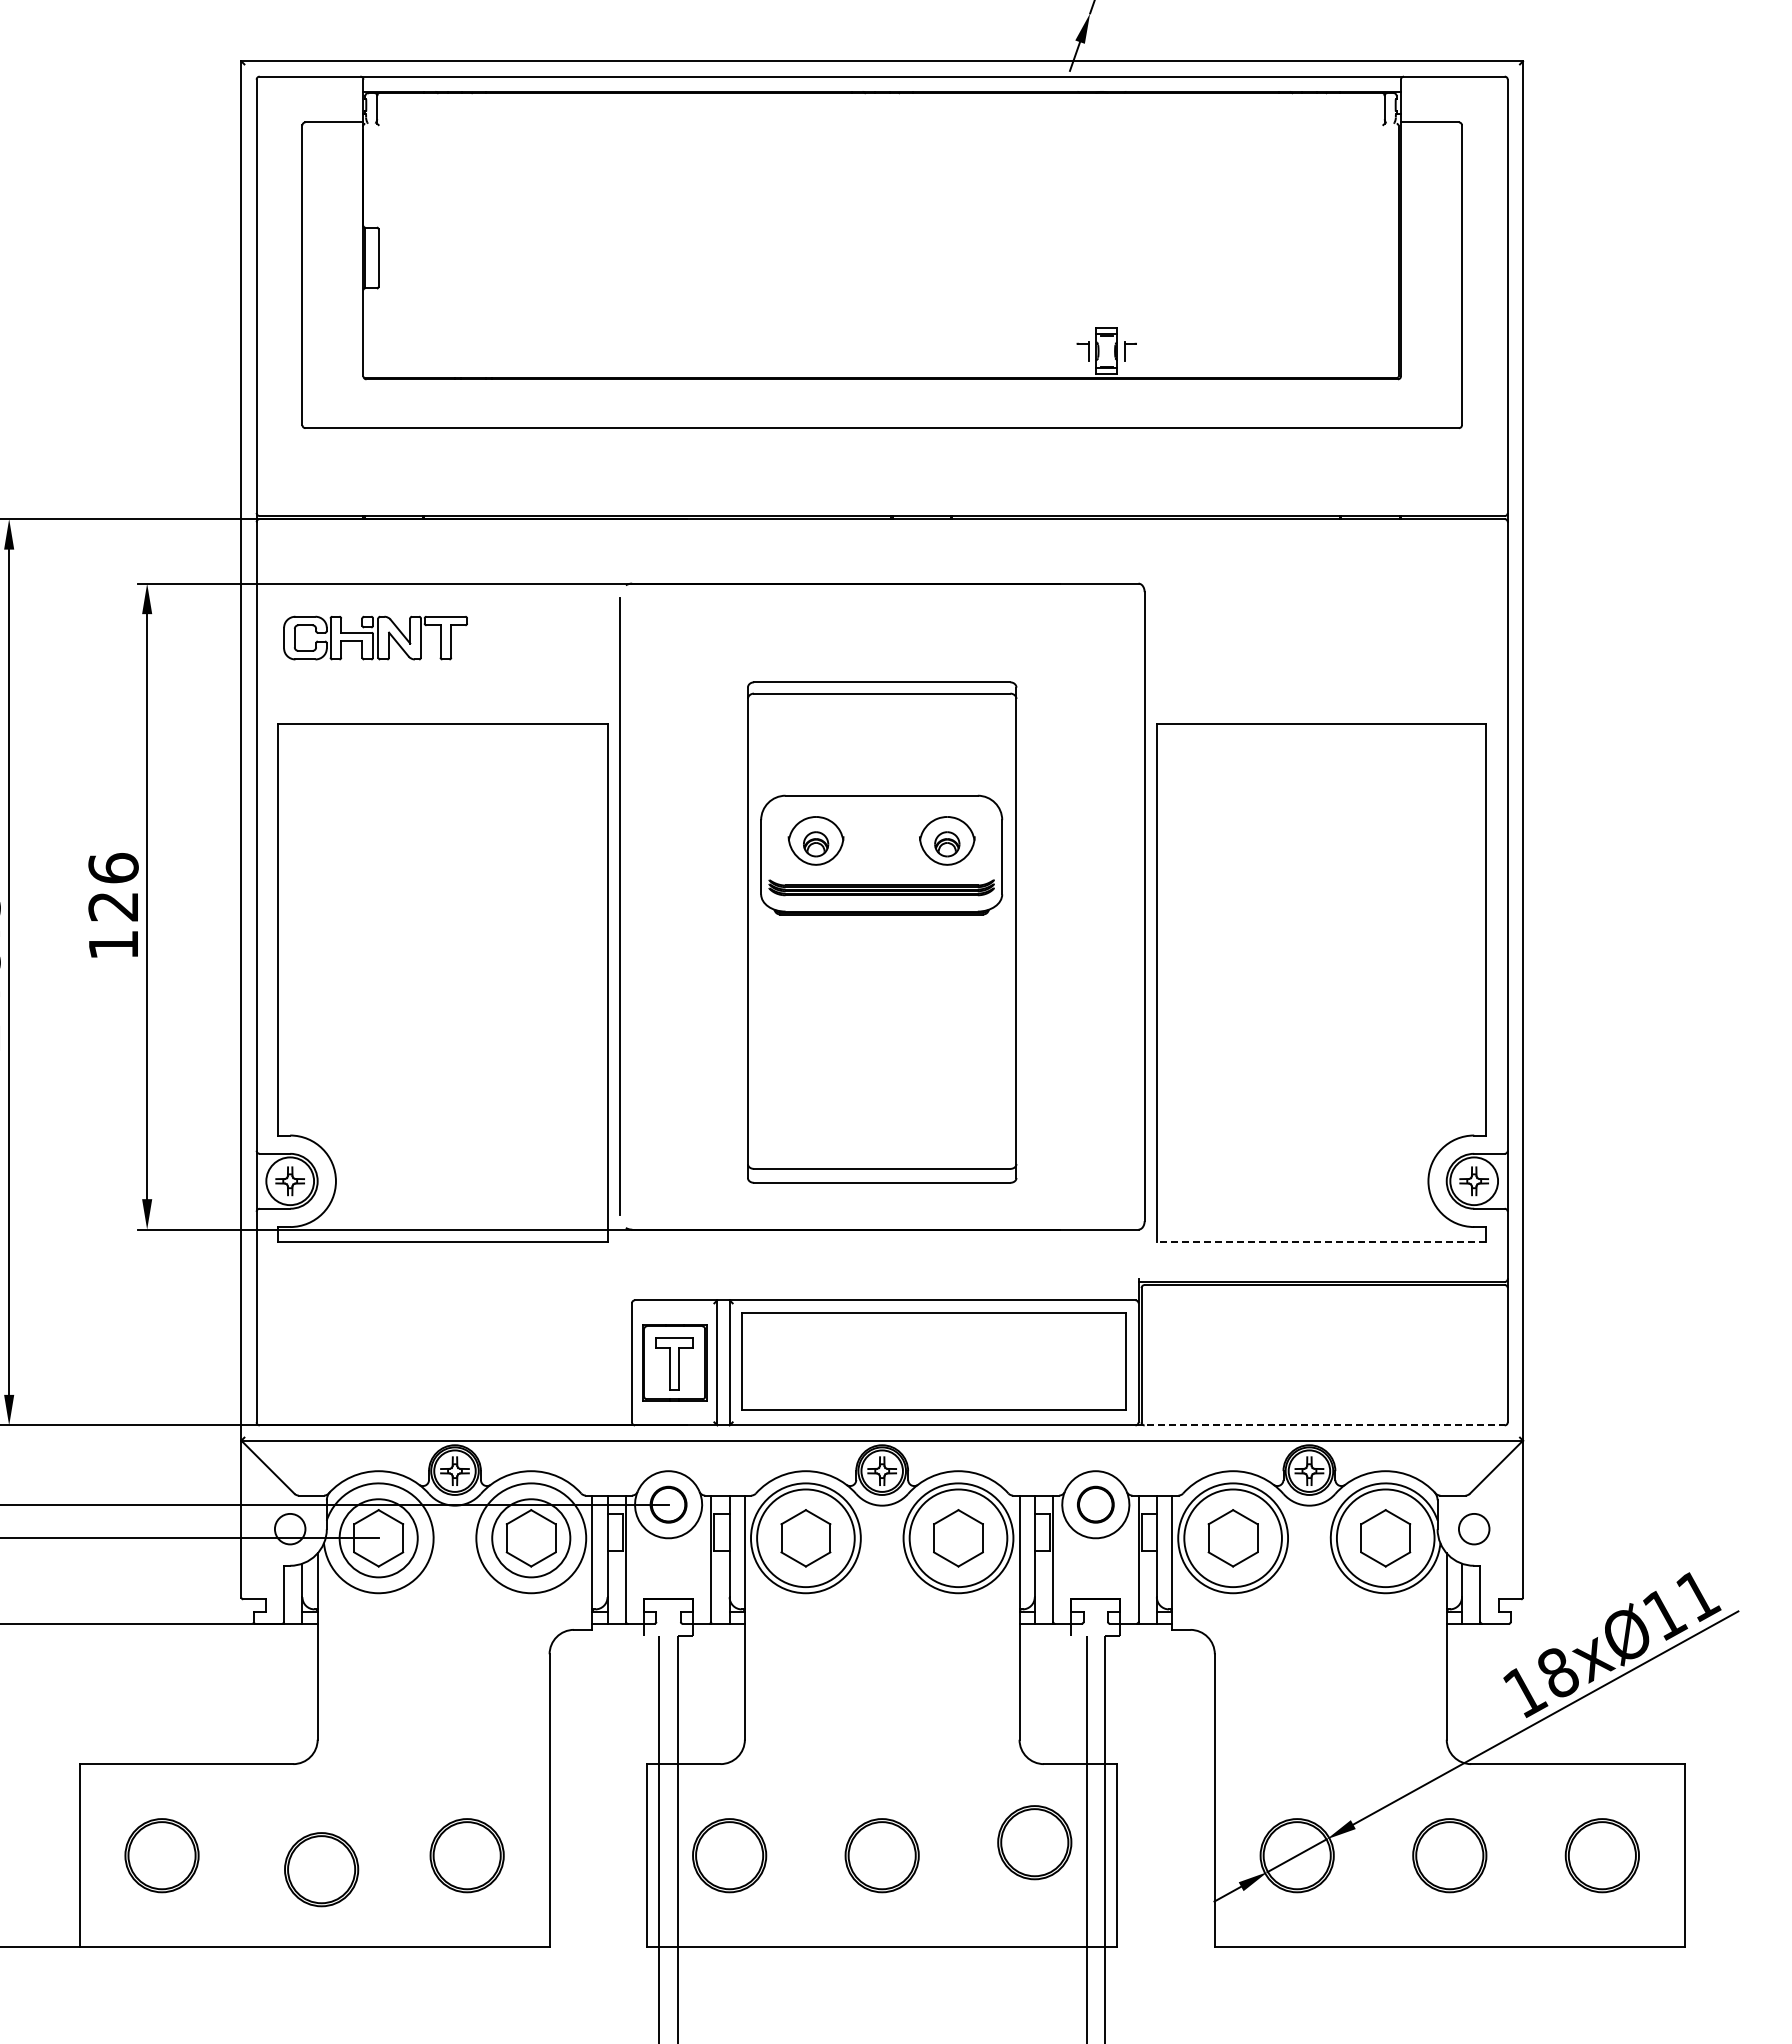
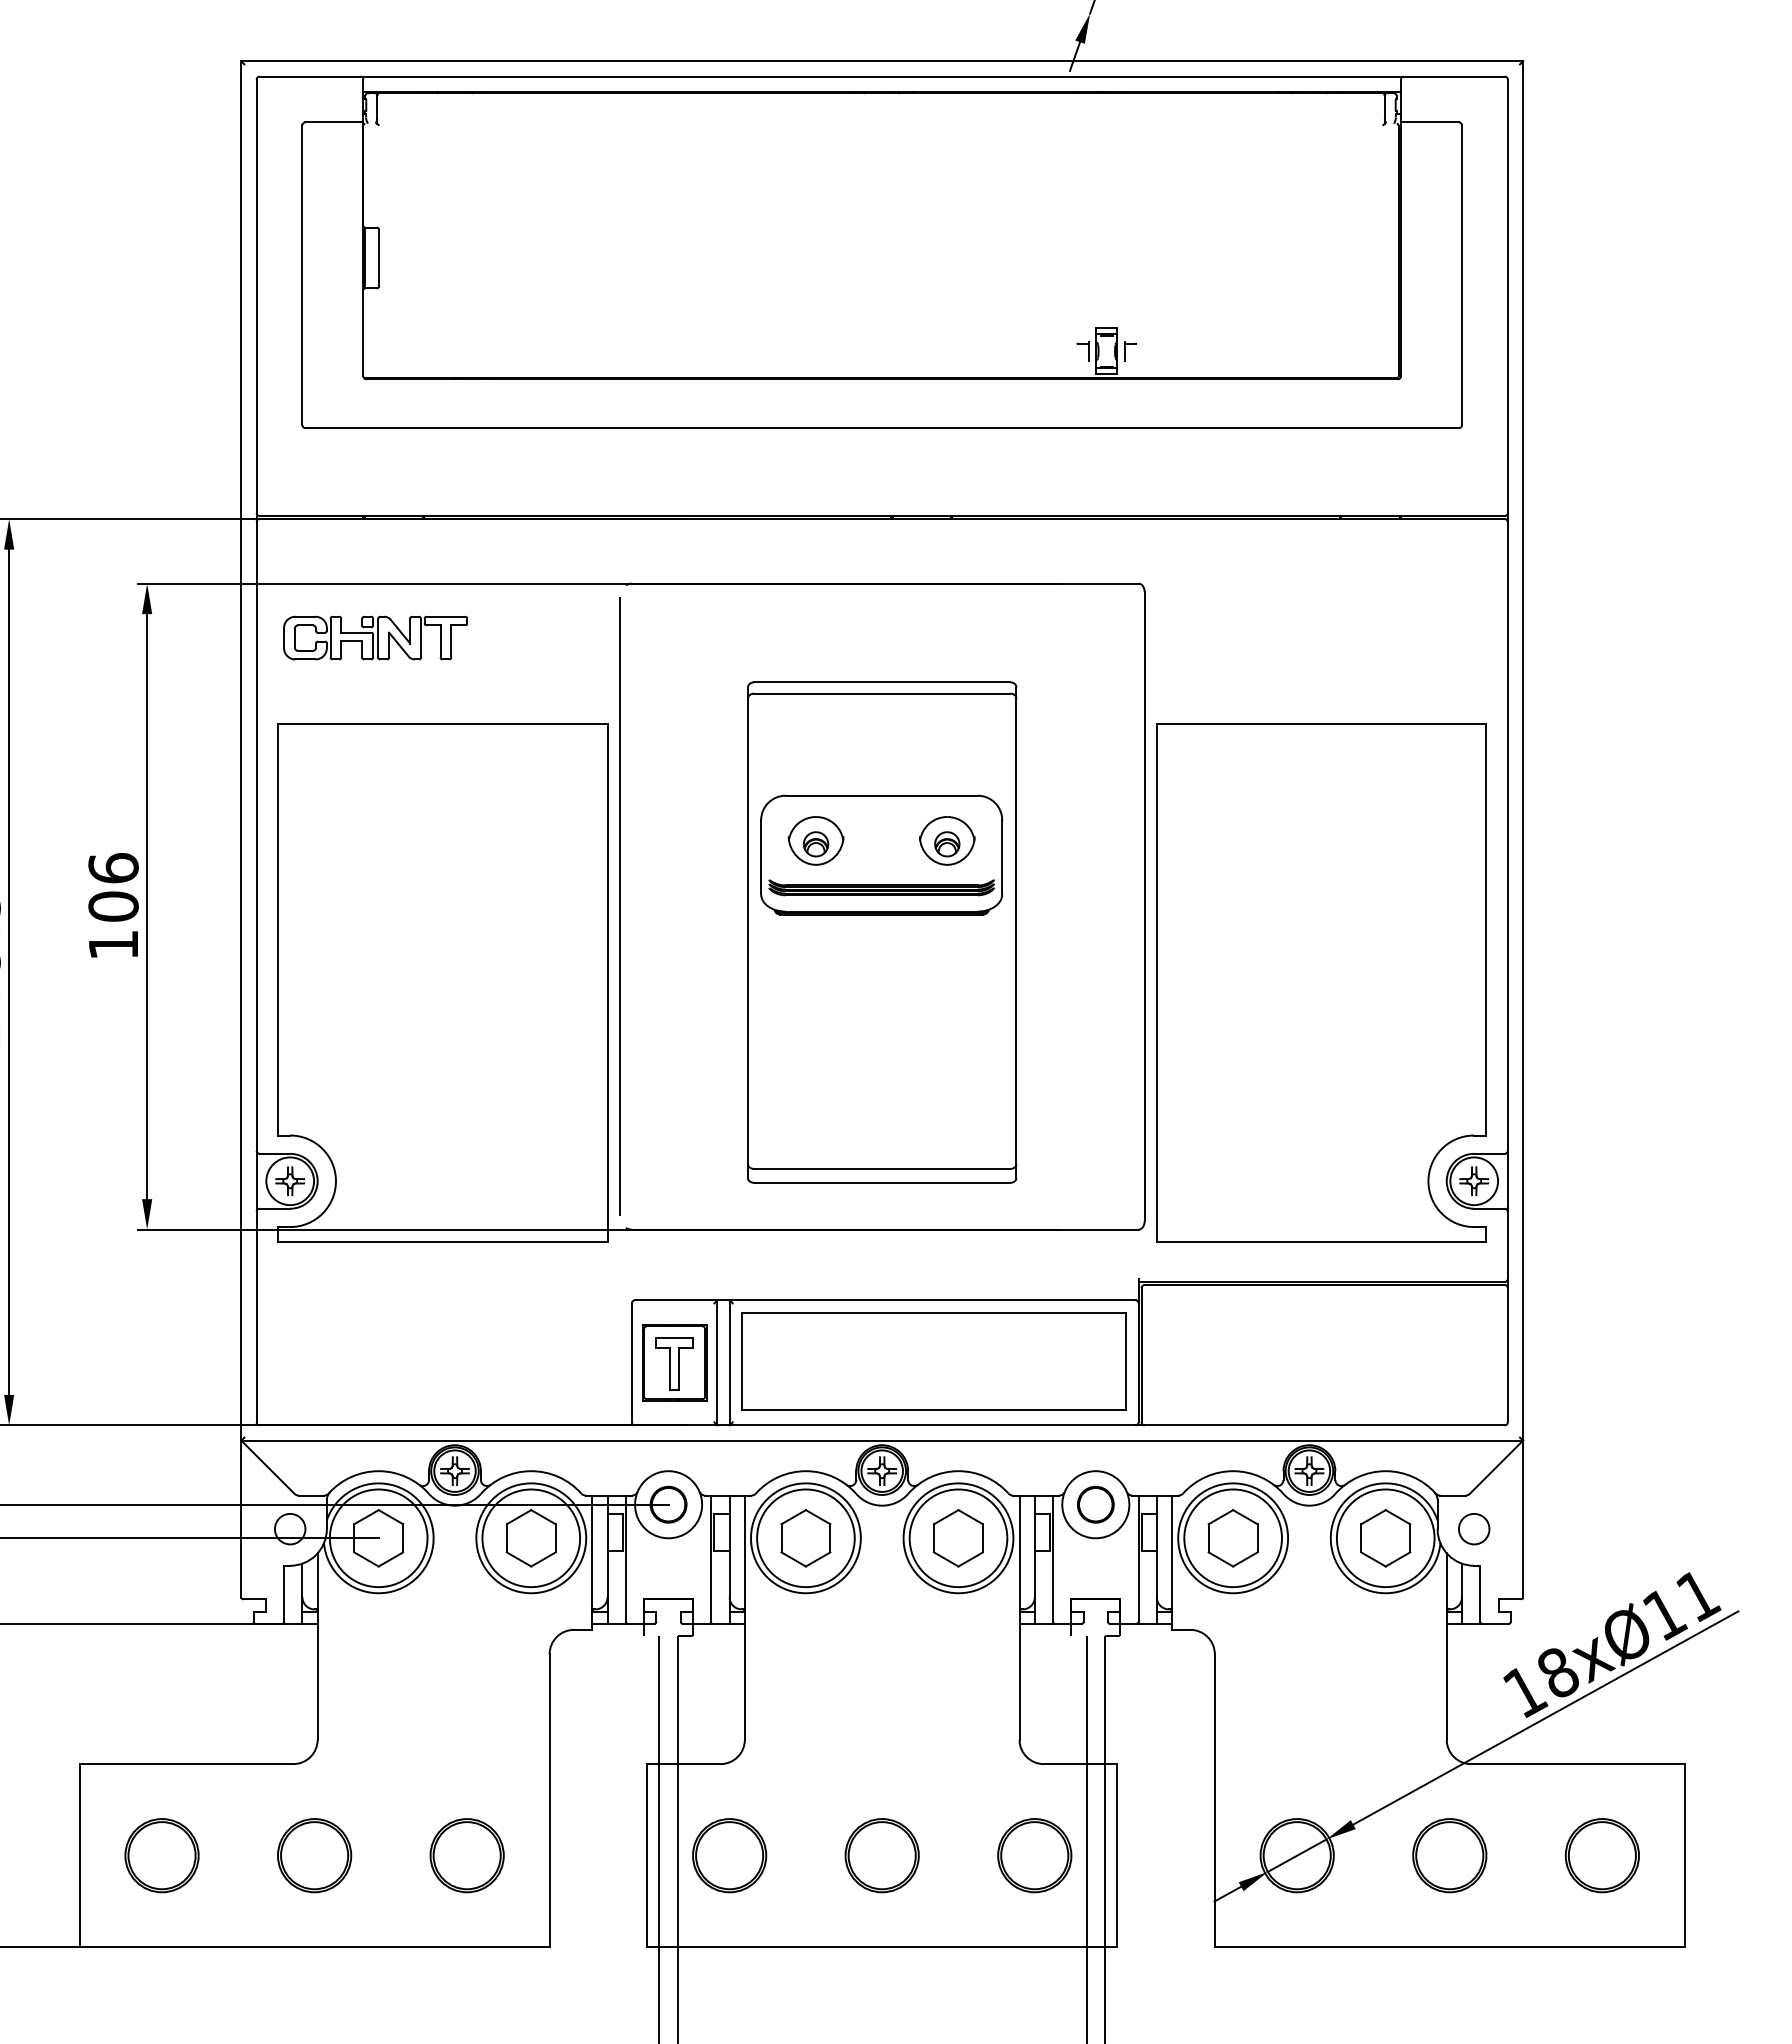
text: 126 -> 106 (113, 906)
line: dashed -> solid (1321, 1242)
line: dashed -> solid (1320, 1425)
circle diameter: 78 px -> 98 px (378, 1538)
circle diameter: 78 px -> 98 px (531, 1538)
part position: (1034, 1842) -> (1034, 1855) (1034, 1855)
part position: (321, 1869) -> (314, 1855) (314, 1855)
